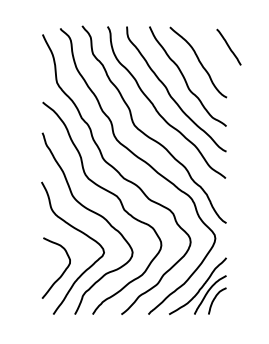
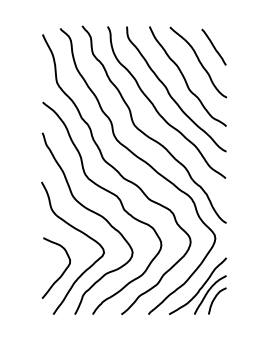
line position: (228, 46) -> (213, 46) (213, 46)
